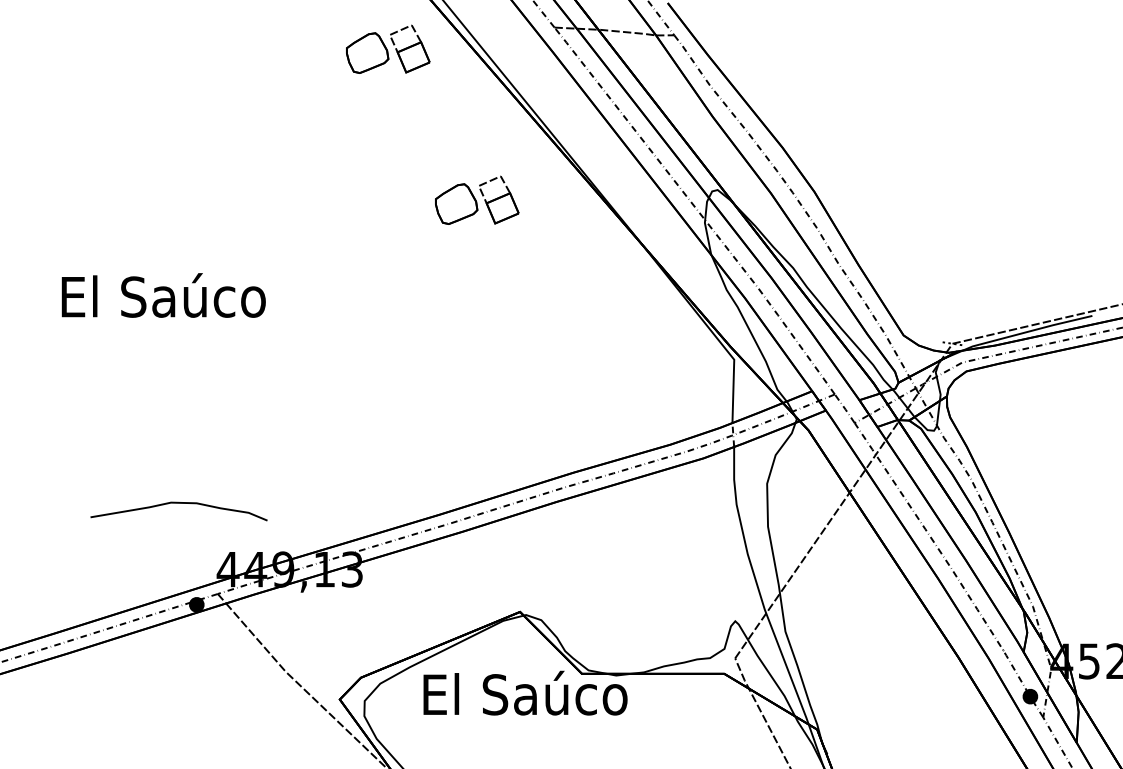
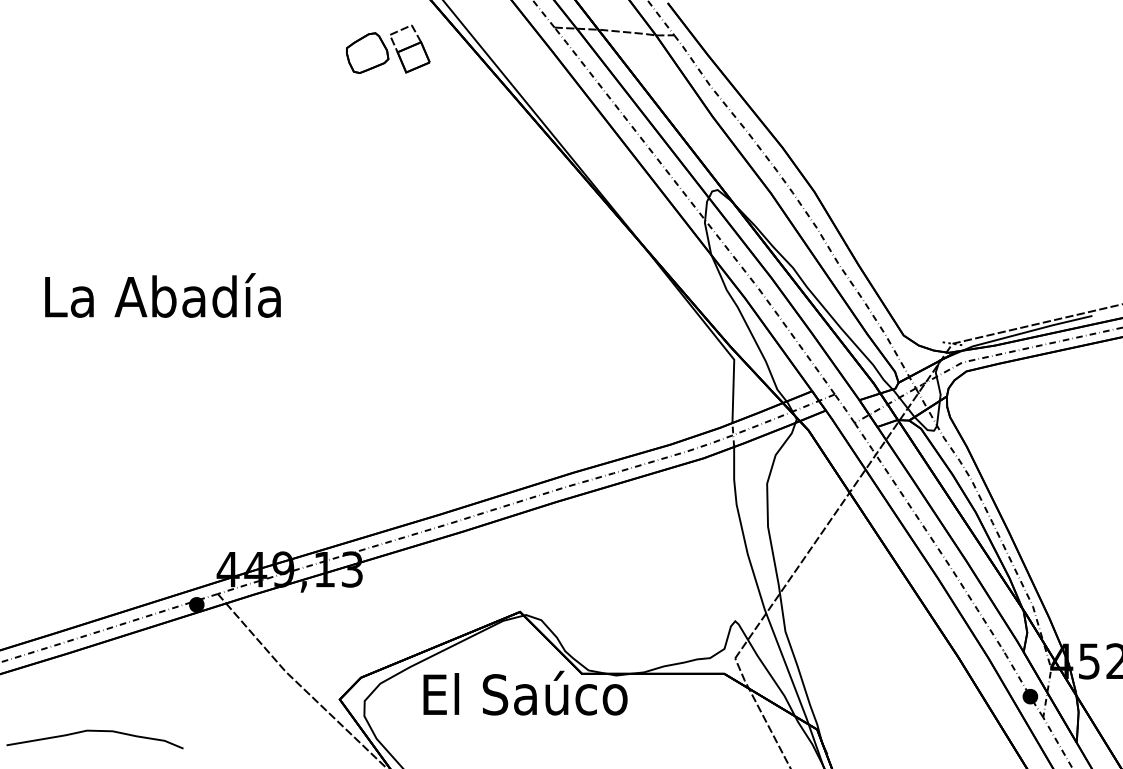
part: present -> none (477, 199)
text: El Saúco -> La Abadía (162, 295)
curve position: (178, 503) -> (94, 731) (94, 731)
